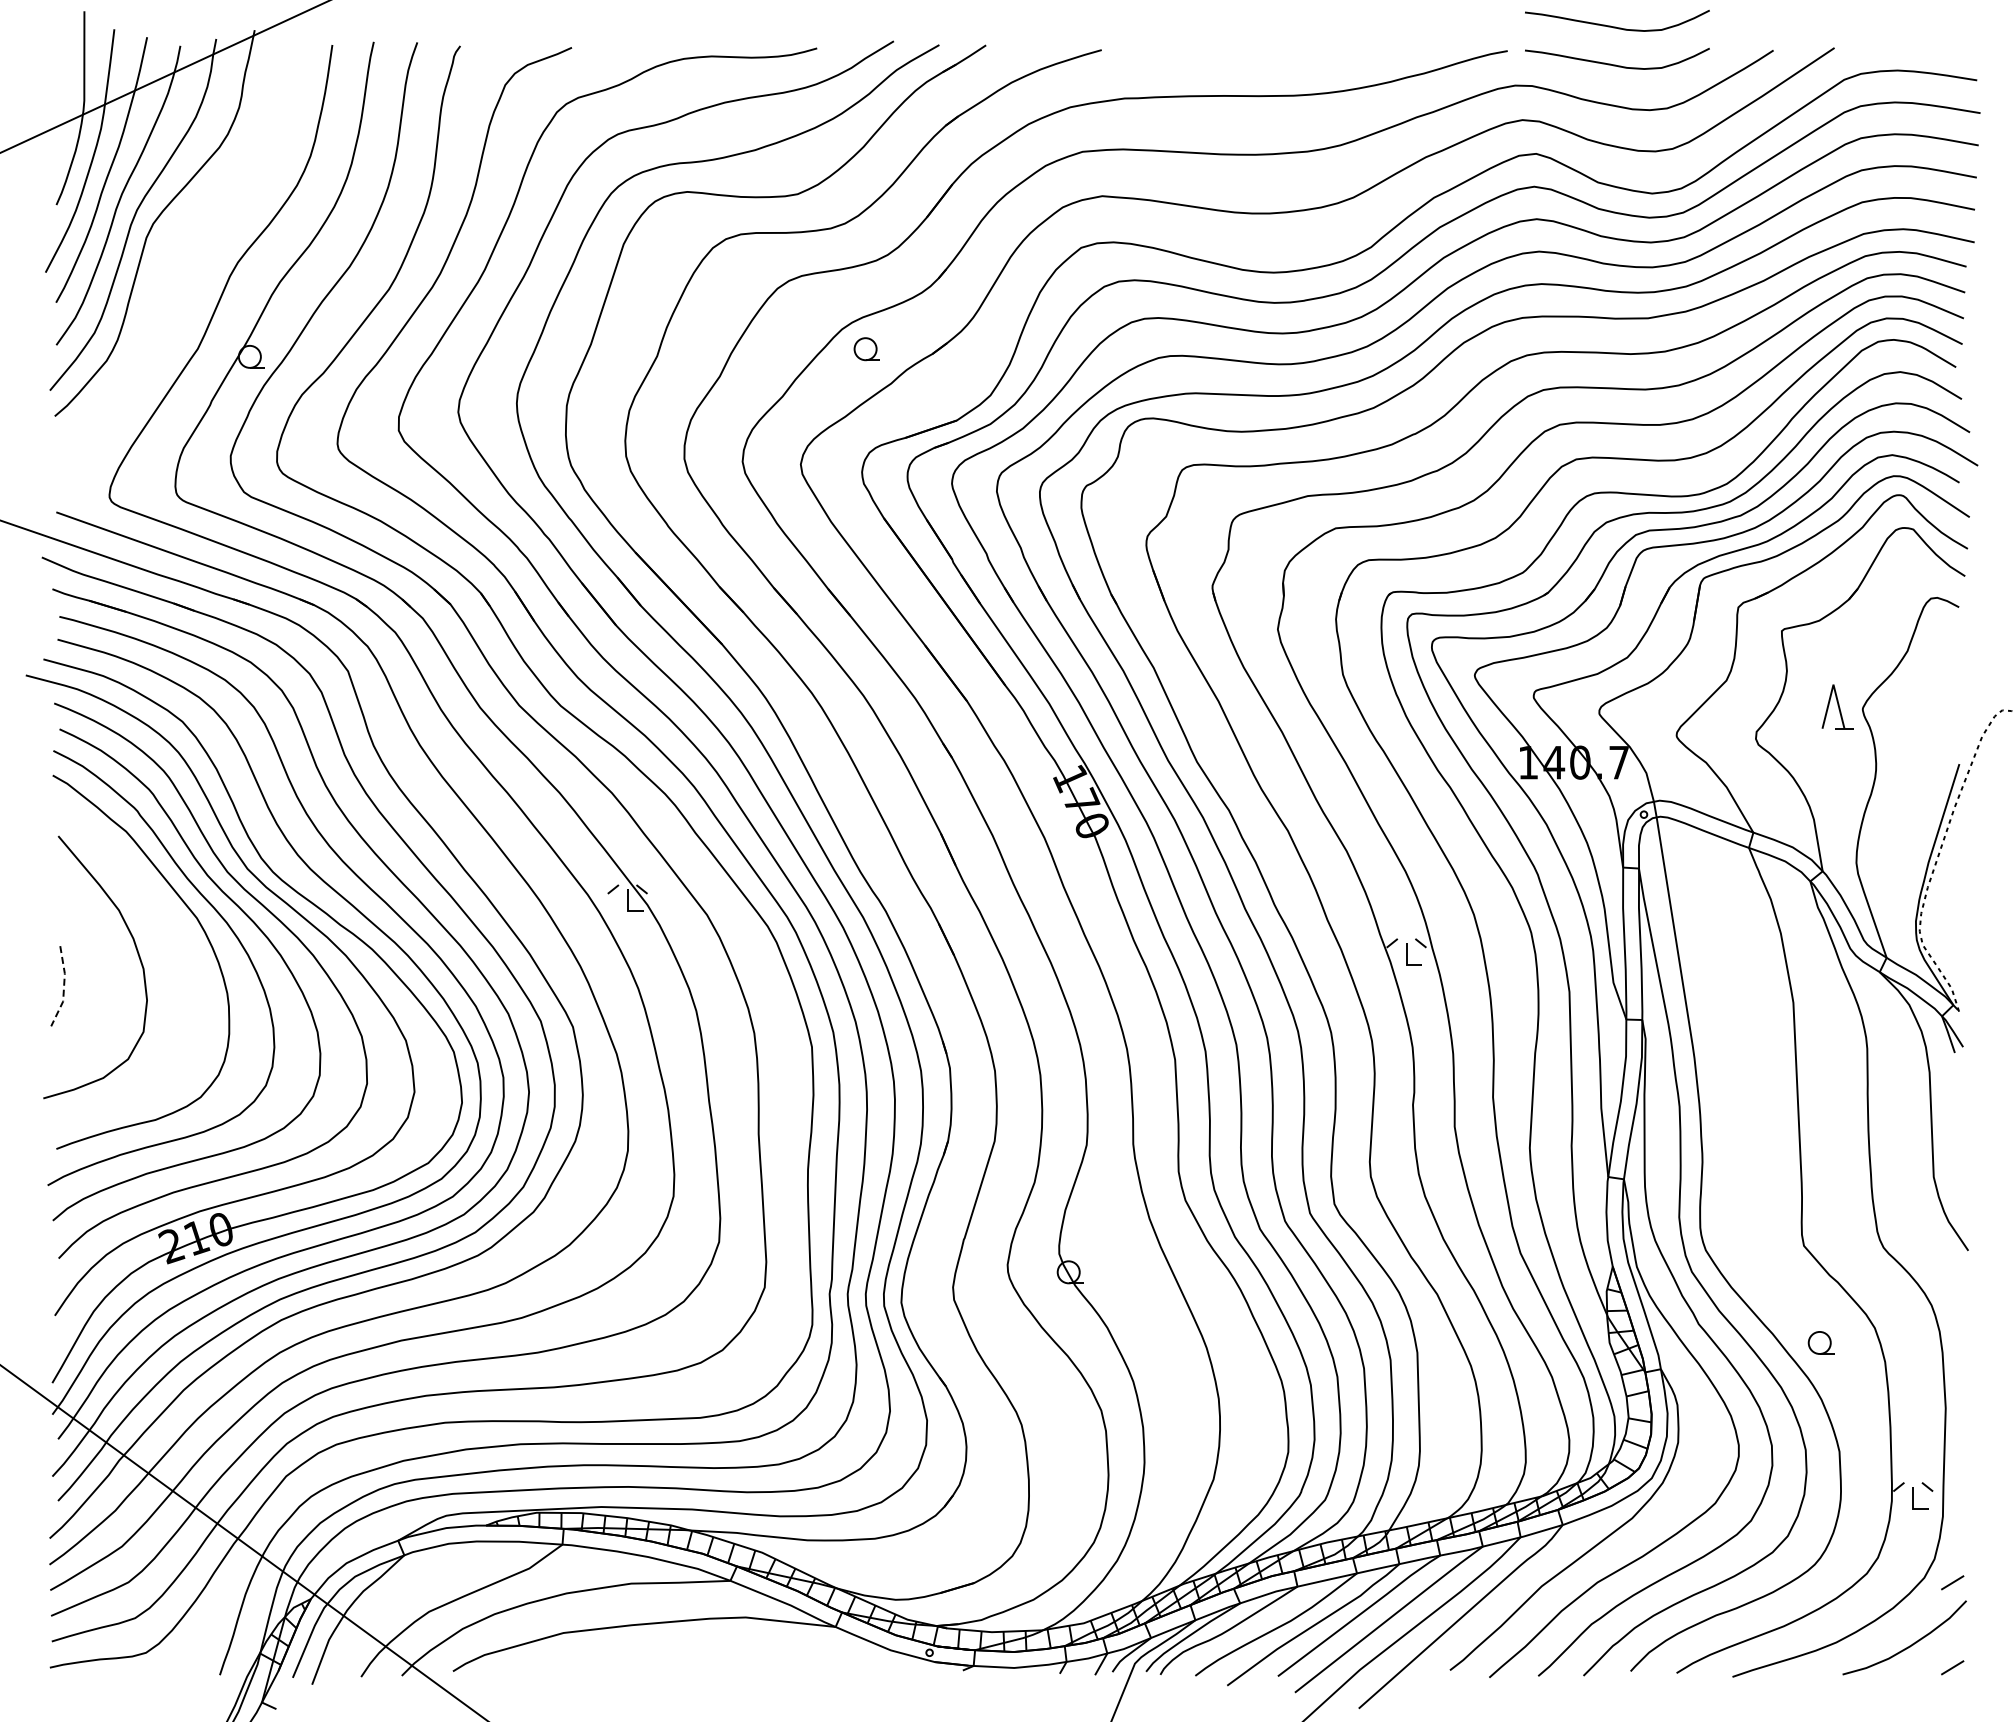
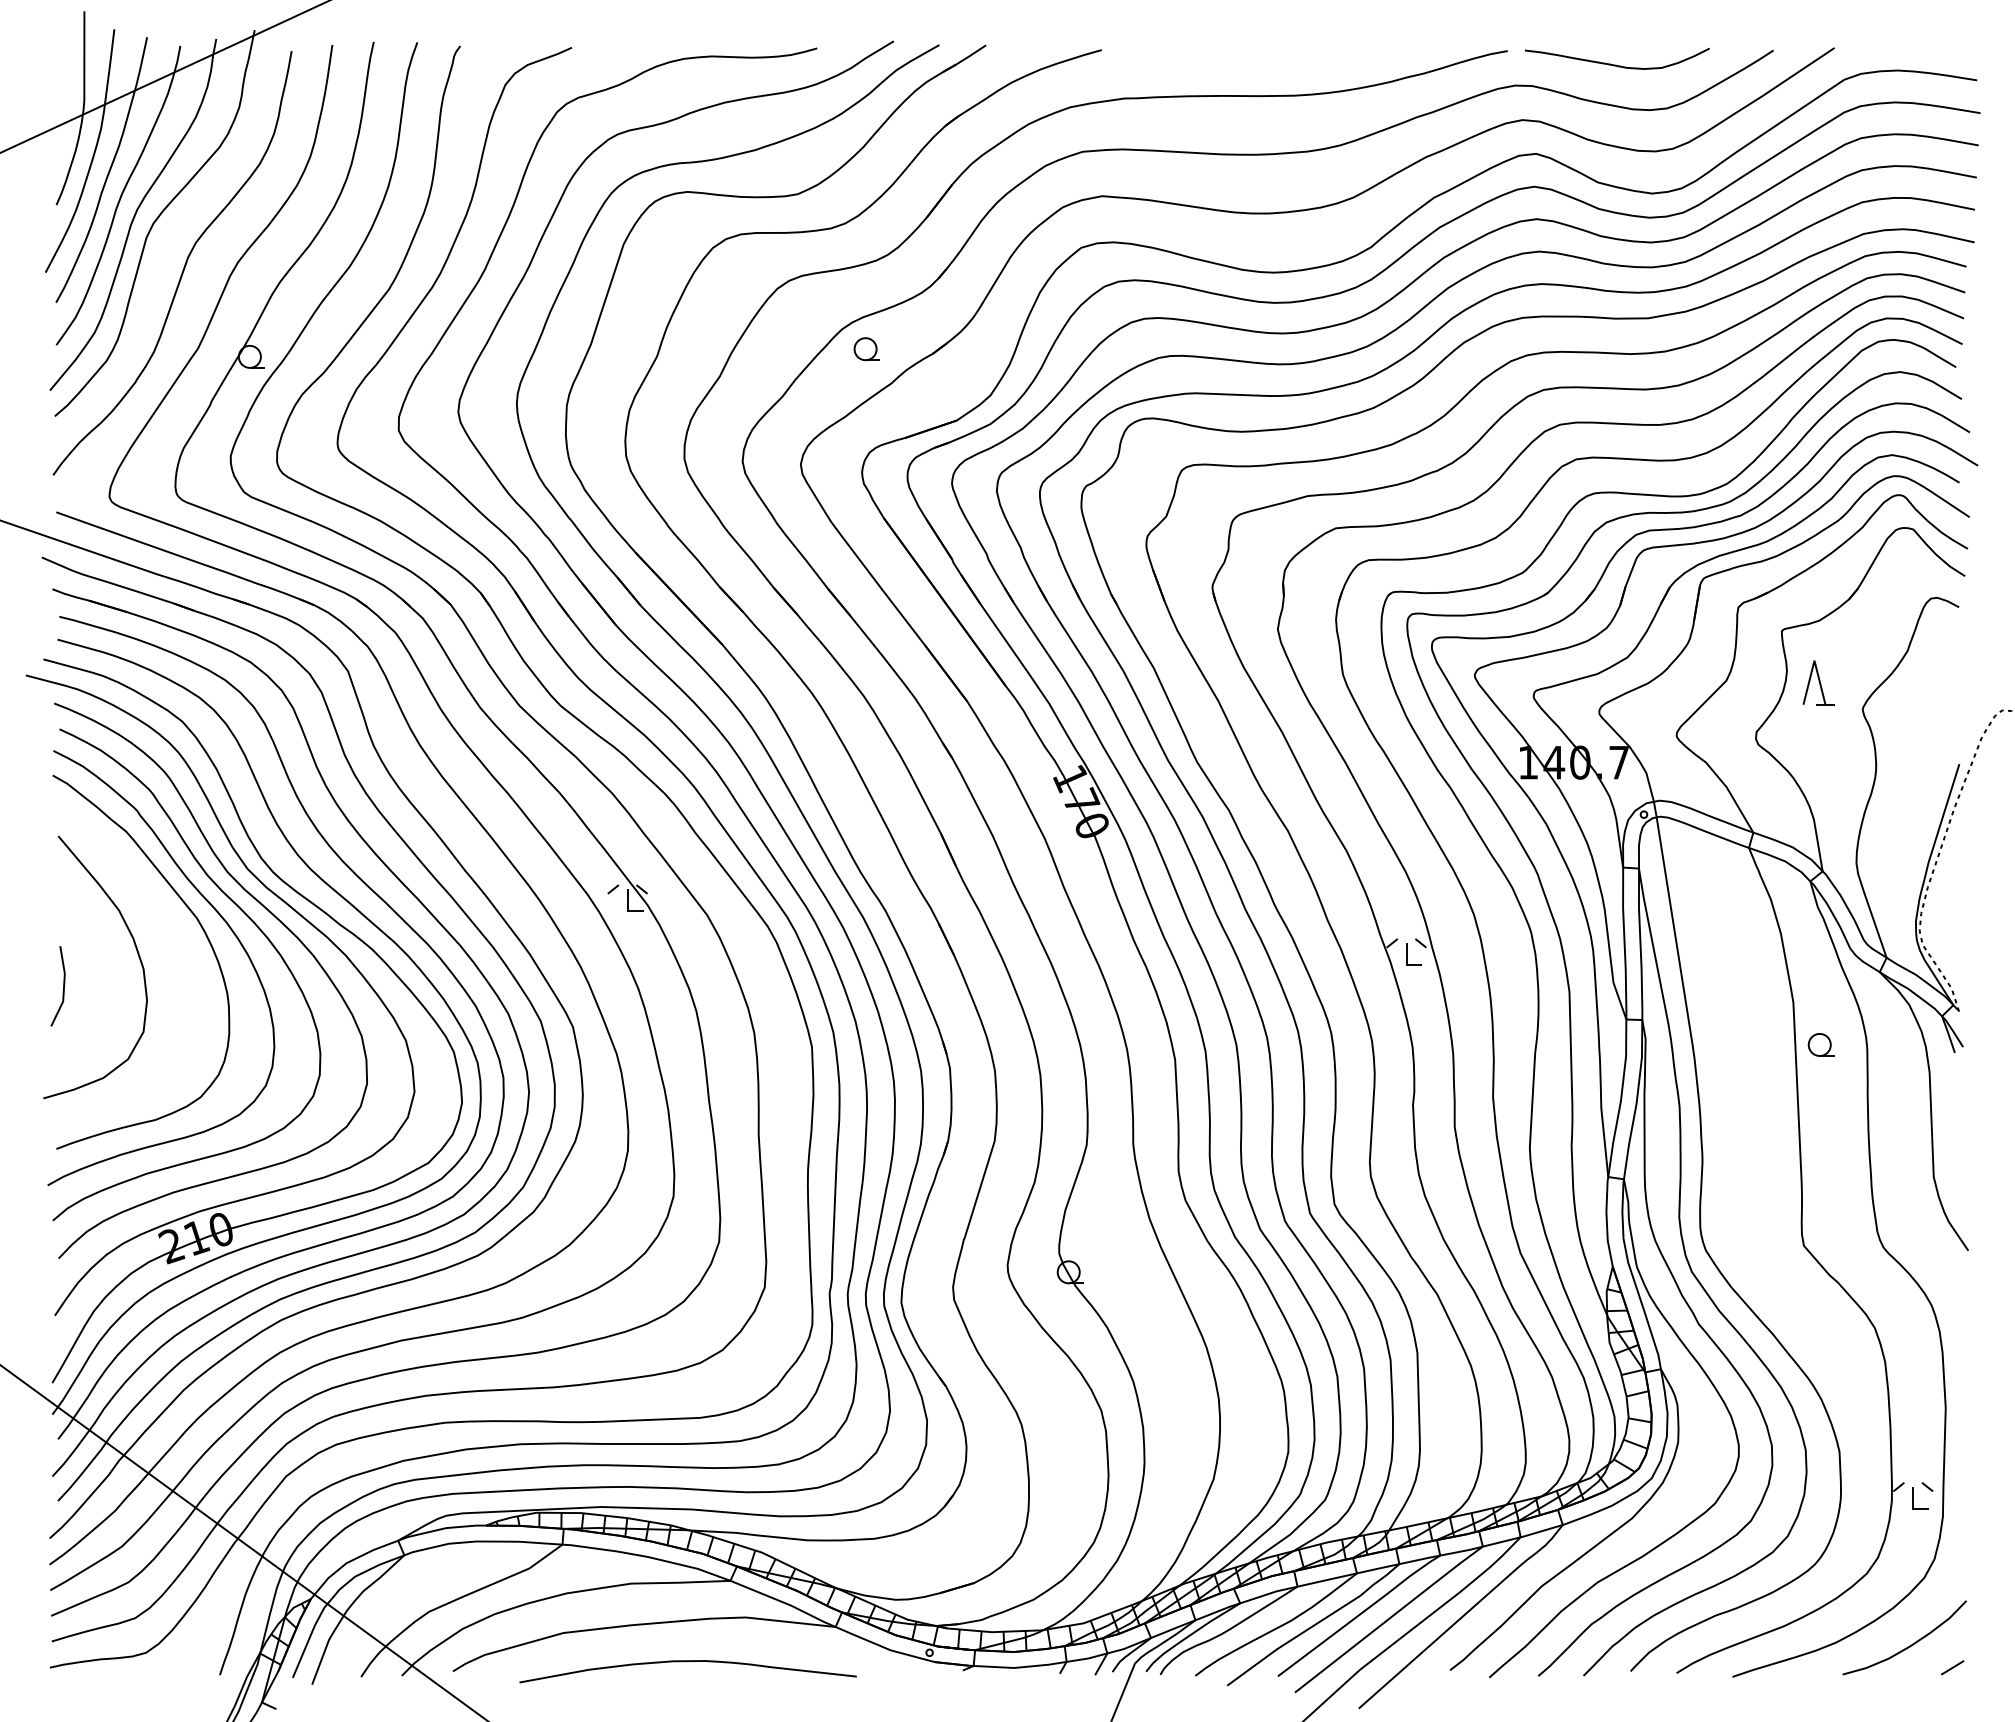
curve: present -> none (1616, 26)
curve: none -> present (182, 269)
part position: (1837, 706) -> (1818, 682) (1818, 682)
line: dashed -> solid (64, 987)
part position: (1820, 1342) -> (1820, 1044) (1820, 1044)
line: present -> none (1952, 1582)
curve: none -> present (687, 1662)
